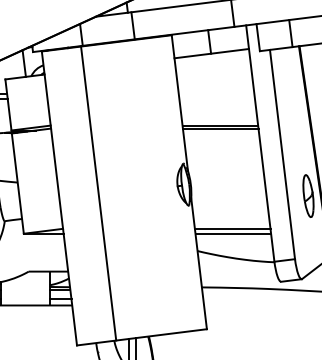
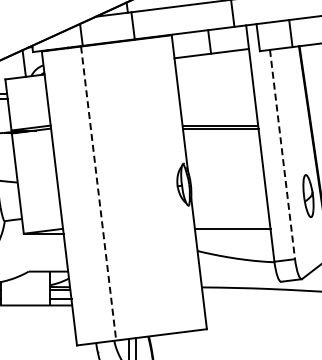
line: solid -> dashed (282, 155)
line: solid -> dashed (98, 194)
line: present -> none (233, 233)
